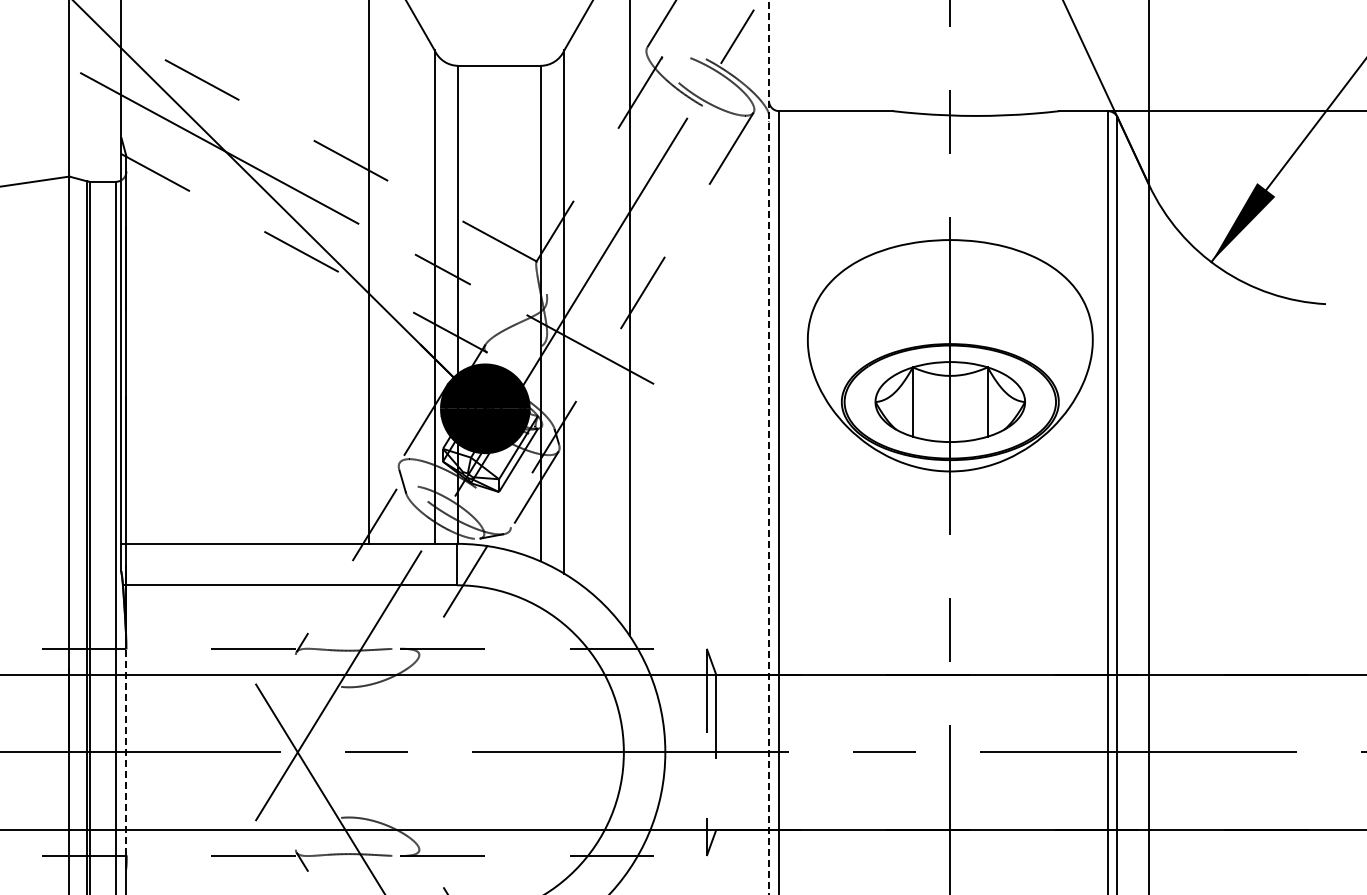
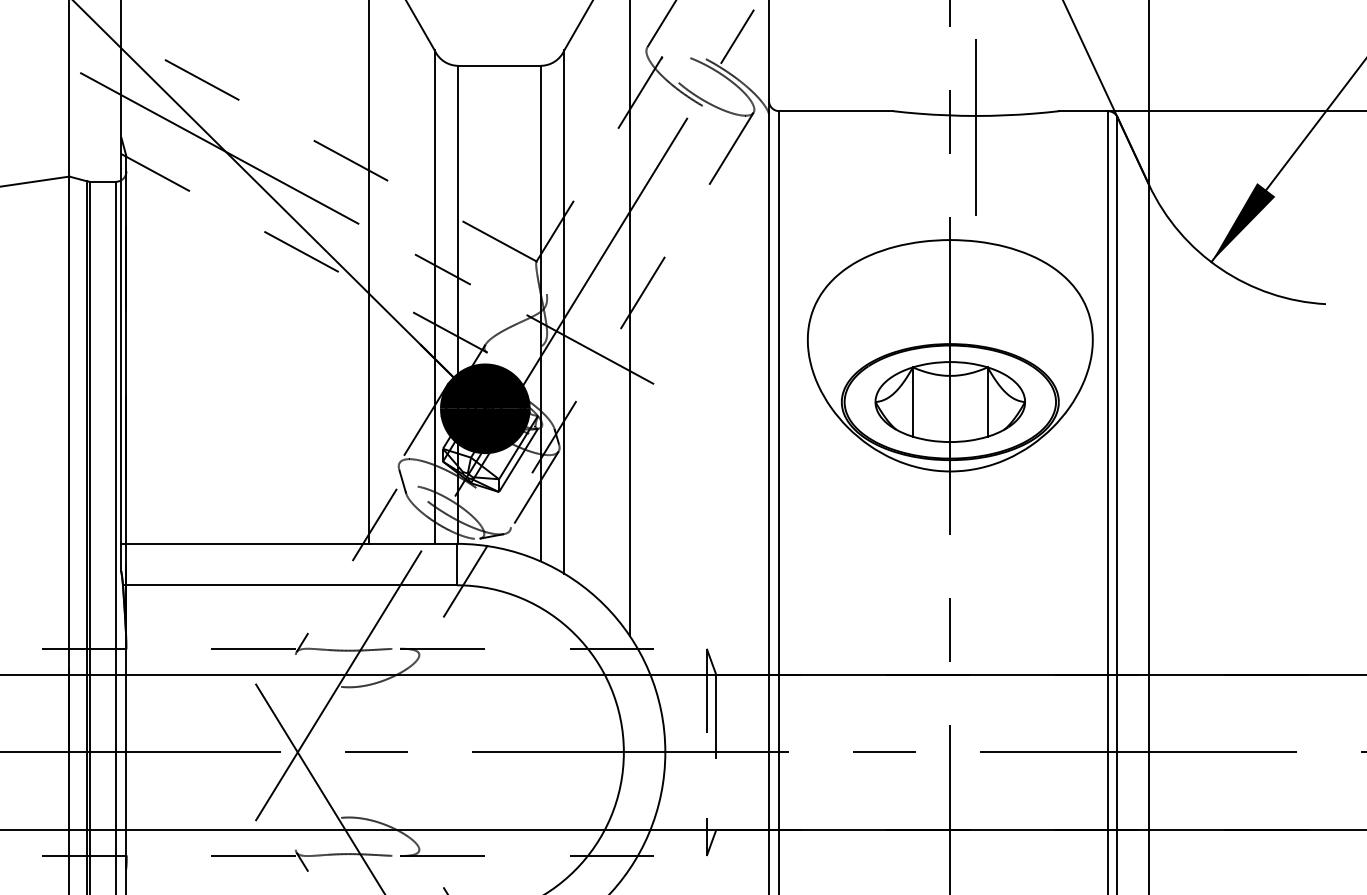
line: none -> present (976, 126)
line: dashed -> solid (768, 448)
line: dashed -> solid (126, 752)
